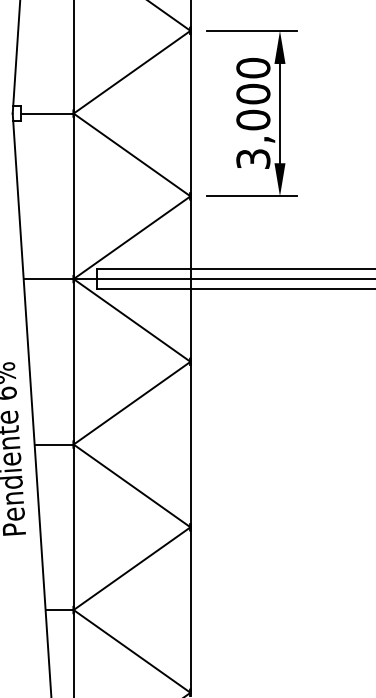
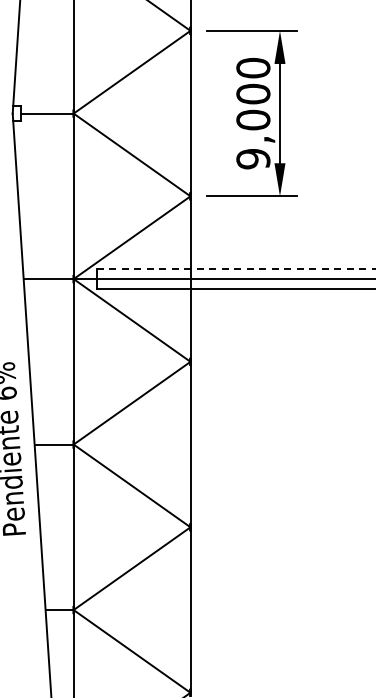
text: 3,000 -> 9,000 (253, 159)
line: solid -> dashed (236, 268)
